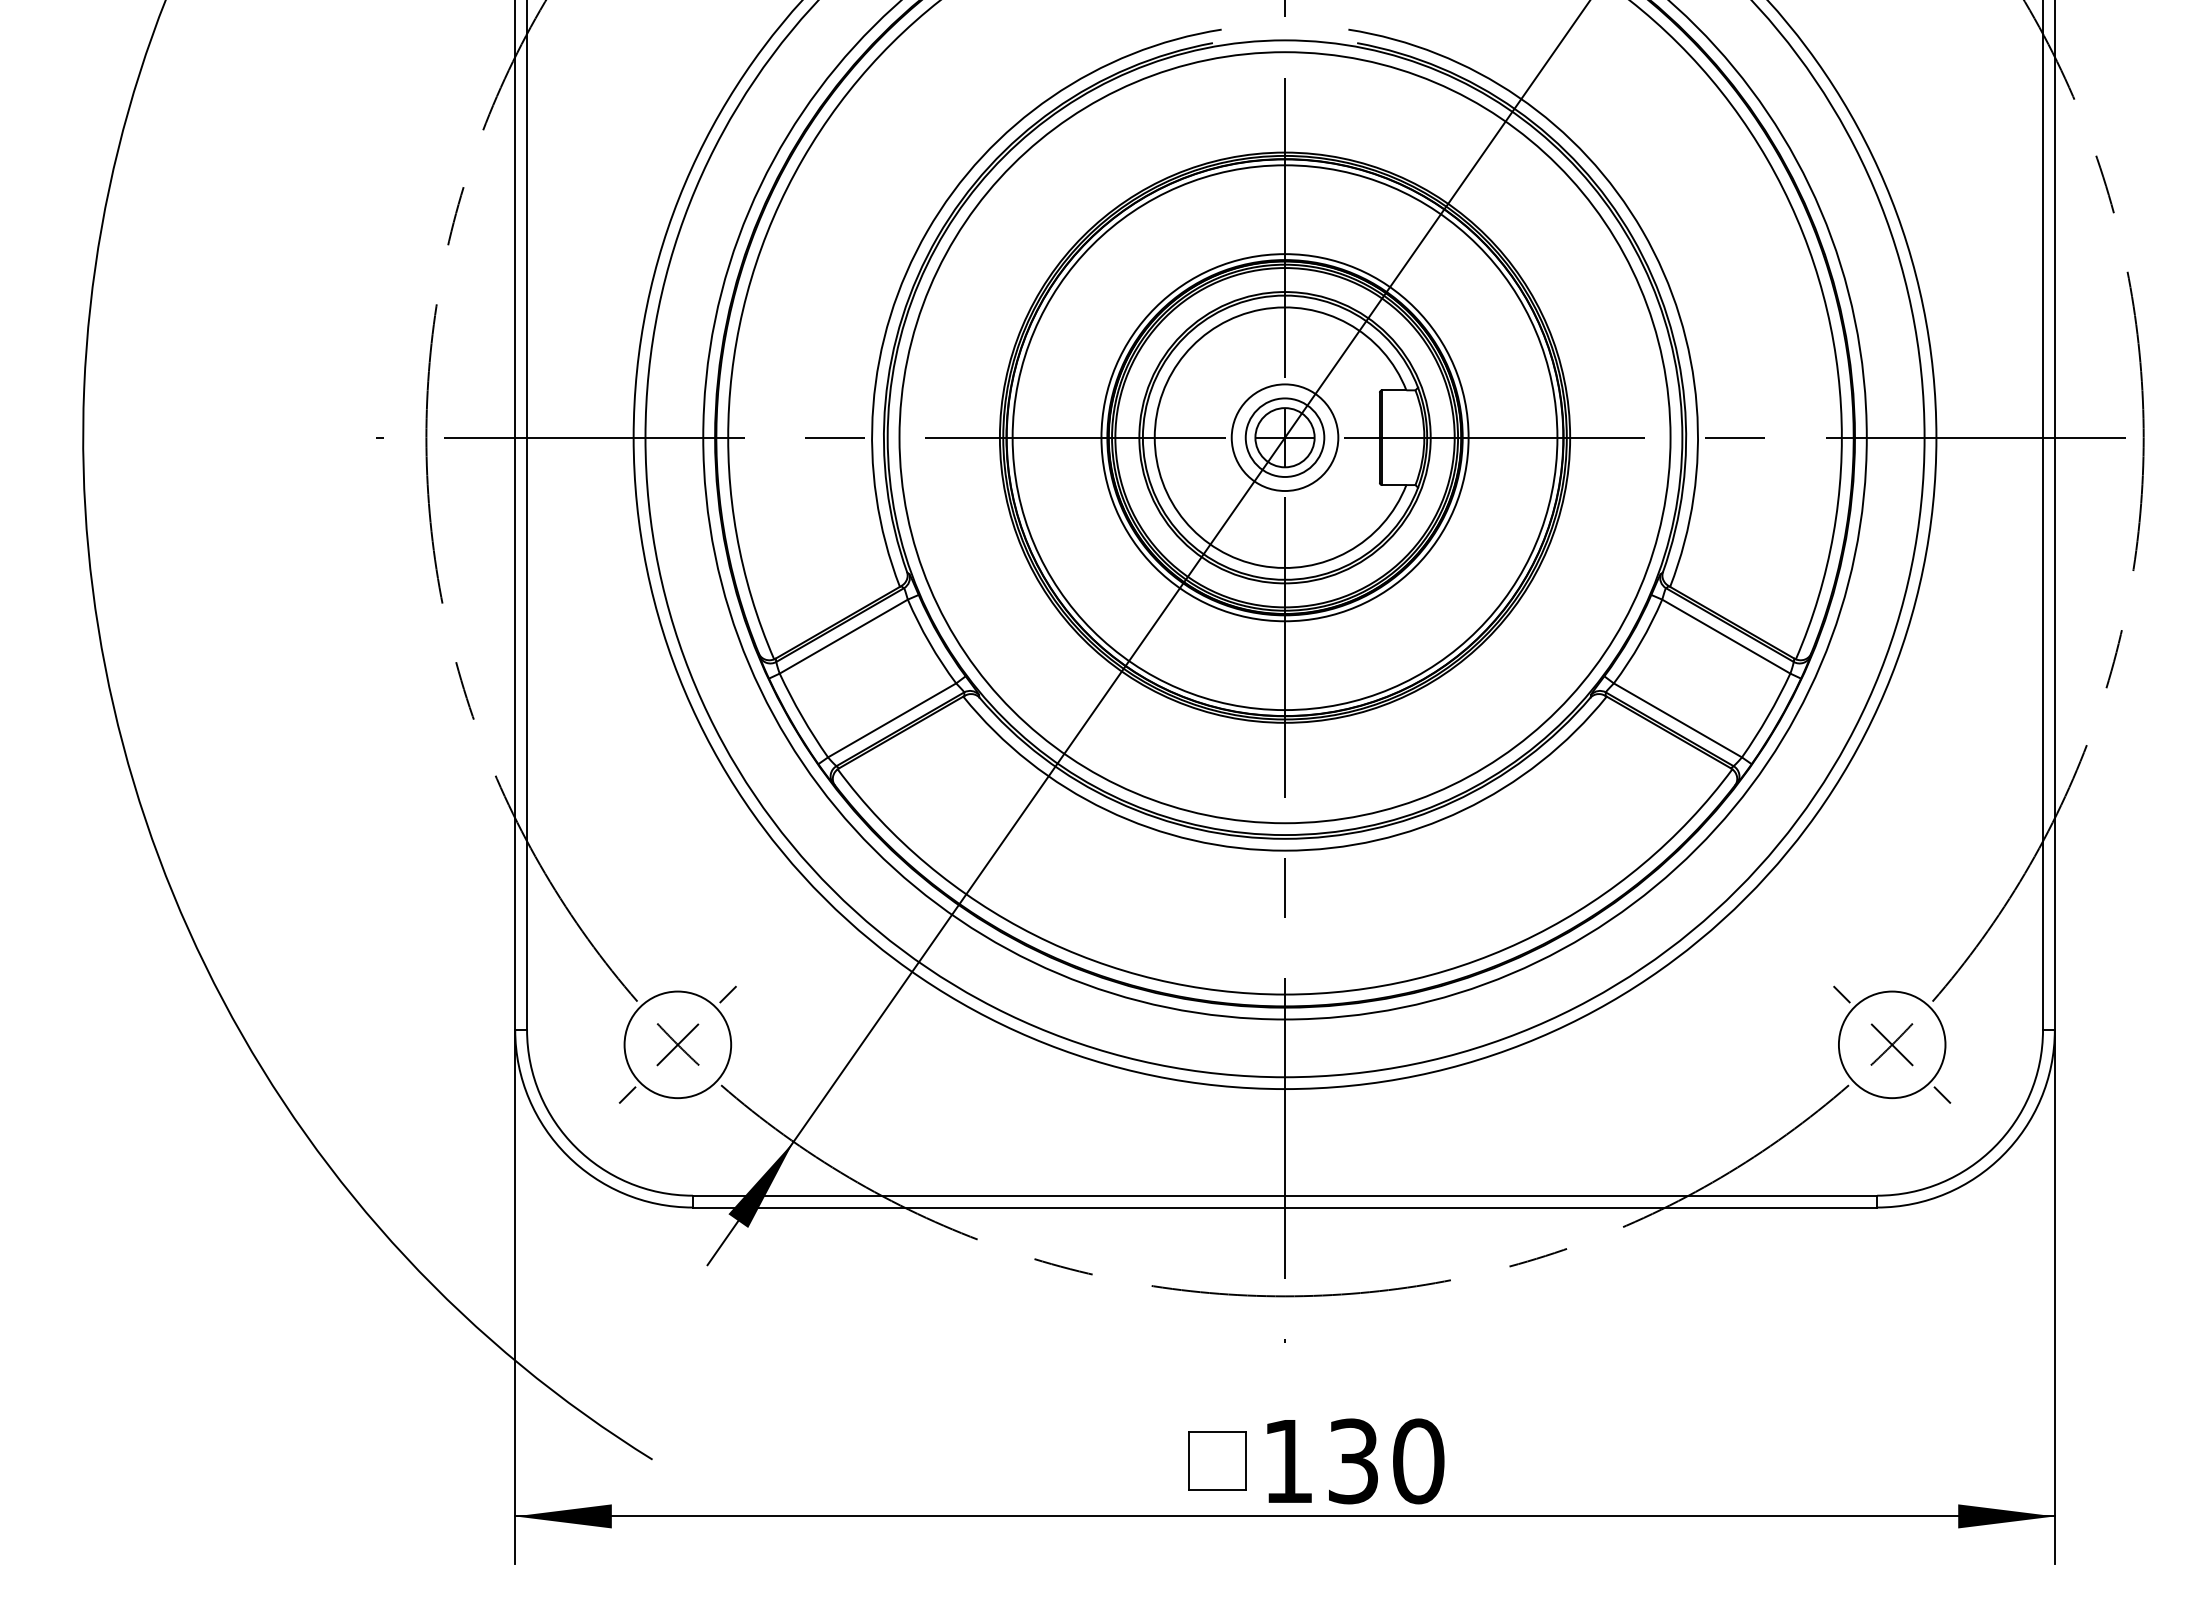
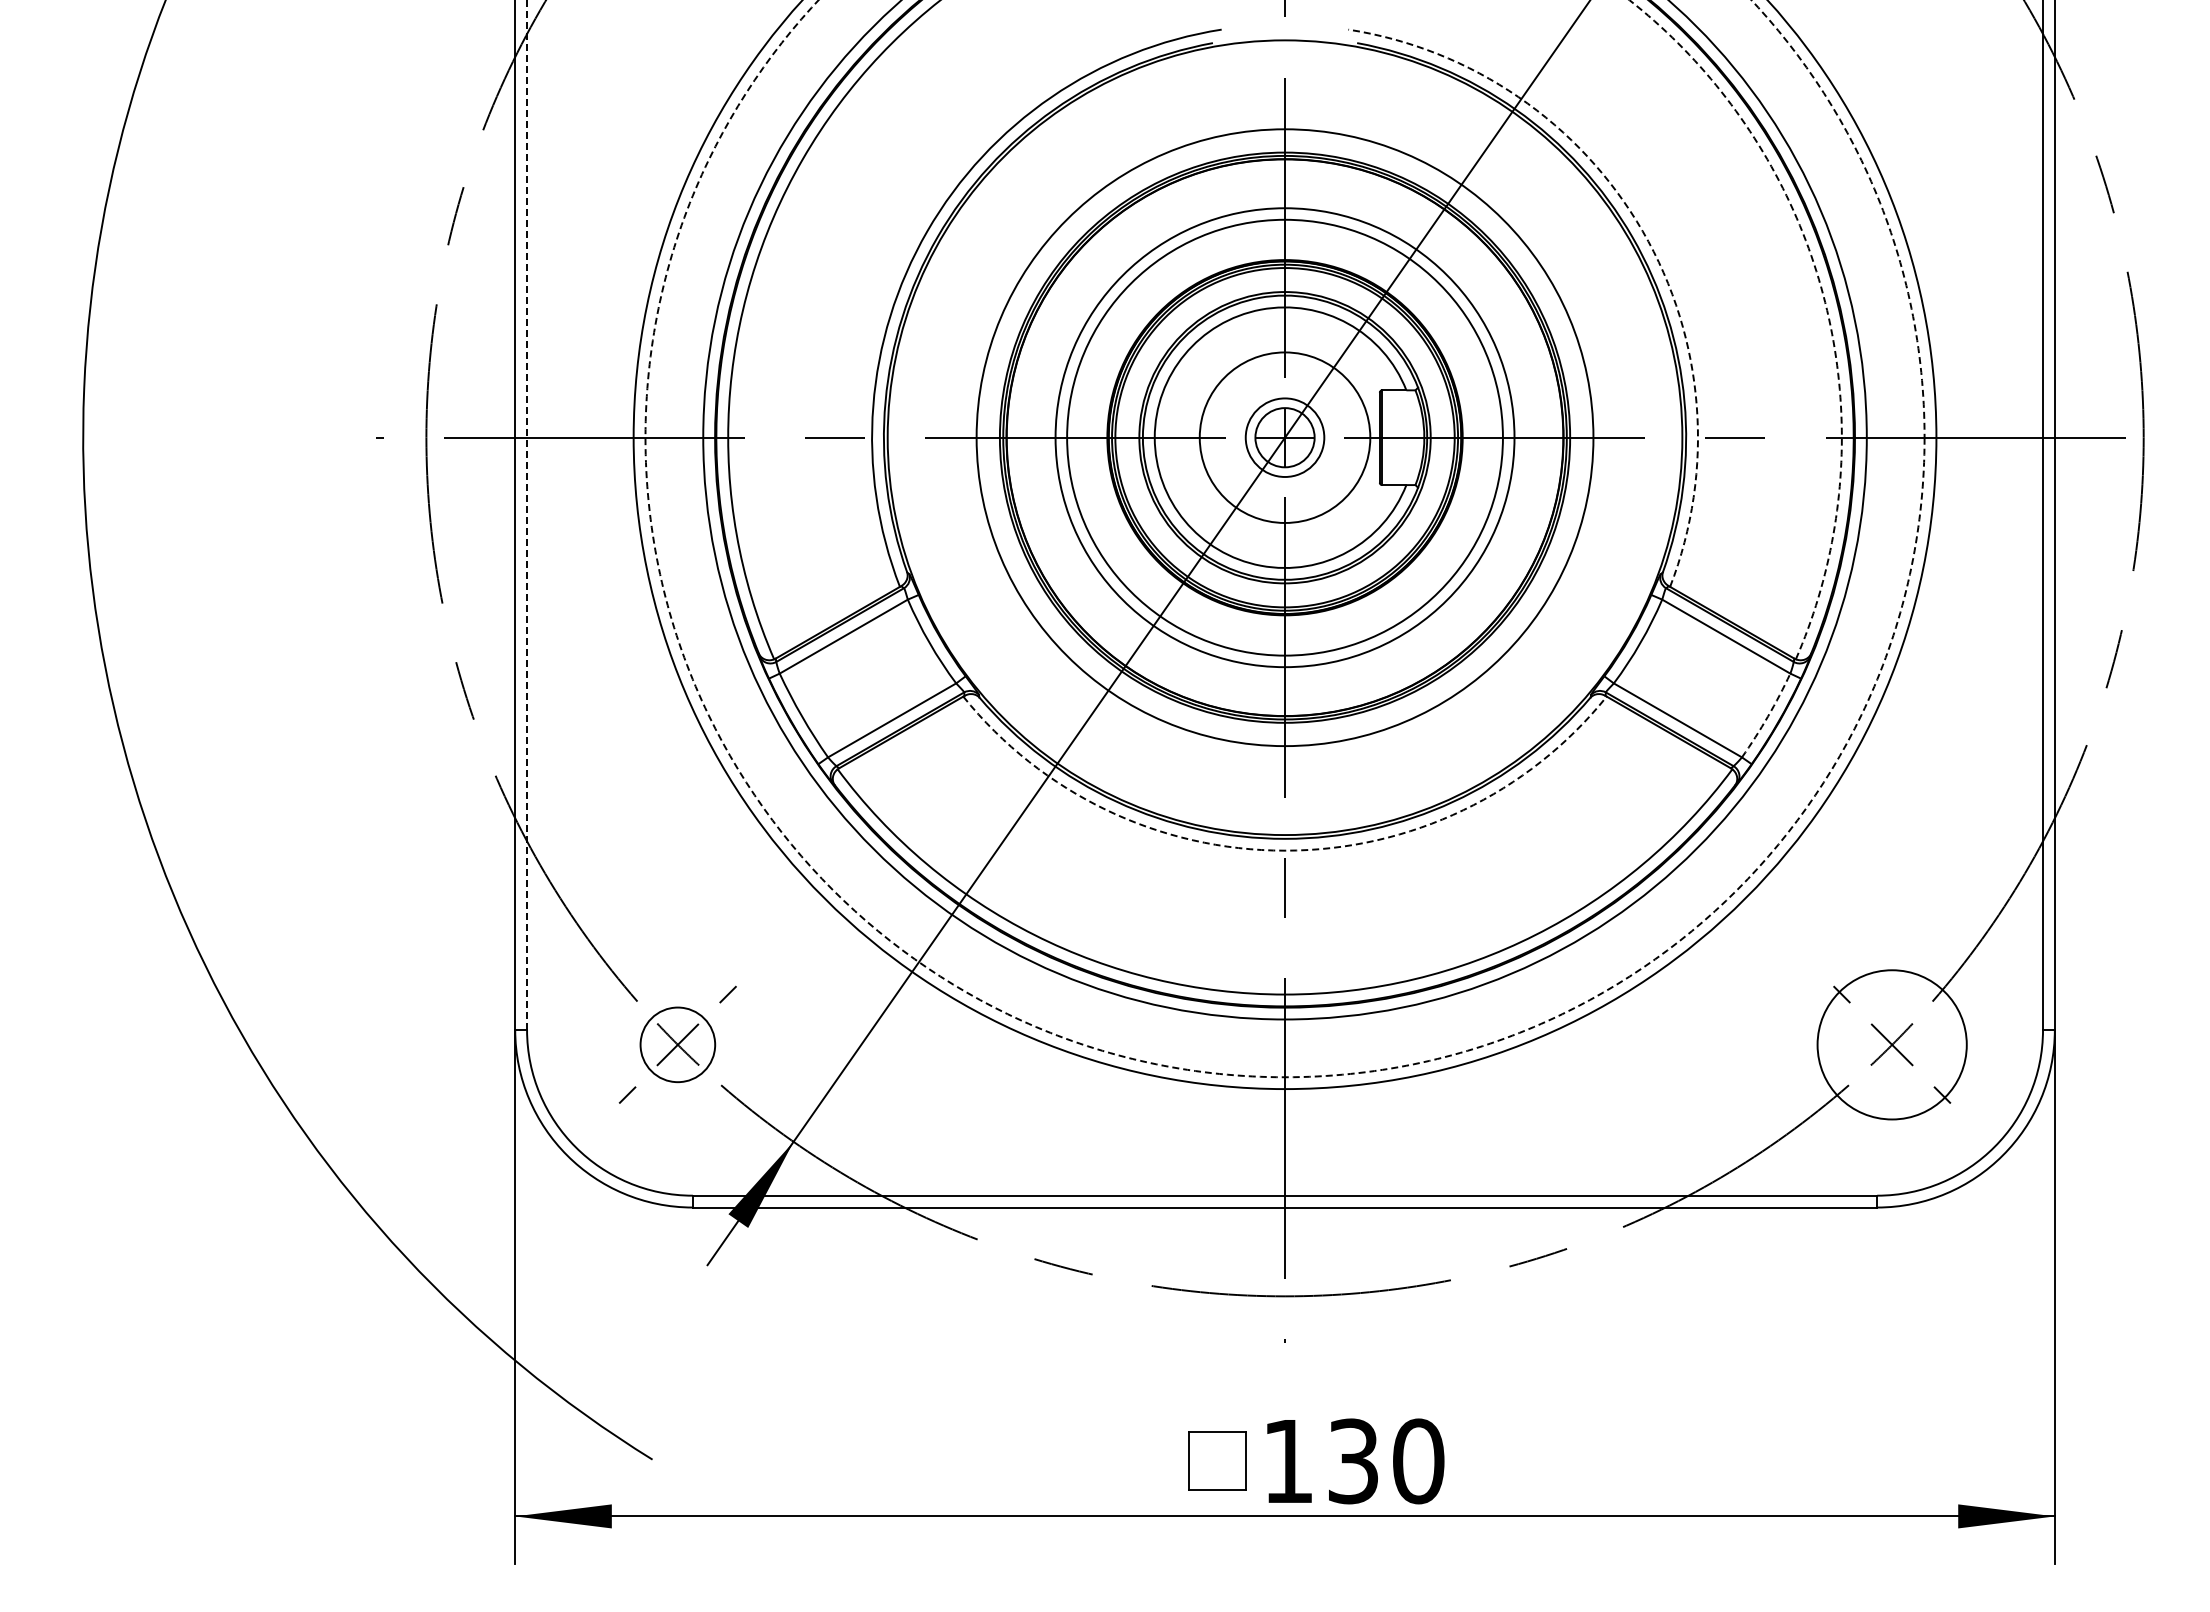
arc: solid -> dashed (1642, 231)
arc: solid -> dashed (1824, 300)
circle diameter: 107 px -> 171 px (1284, 437)
circle diameter: 367 px -> 459 px (1284, 437)
circle diameter: 545 px -> 436 px (1284, 437)
circle diameter: 771 px -> 617 px (1284, 437)
line: solid -> dashed (527, 515)
circle: solid -> dashed (1284, 538)
arc: solid -> dashed (1767, 716)
arc: solid -> dashed (1285, 850)
circle diameter: 107 px -> 75 px (677, 1044)
circle diameter: 107 px -> 149 px (1891, 1044)
